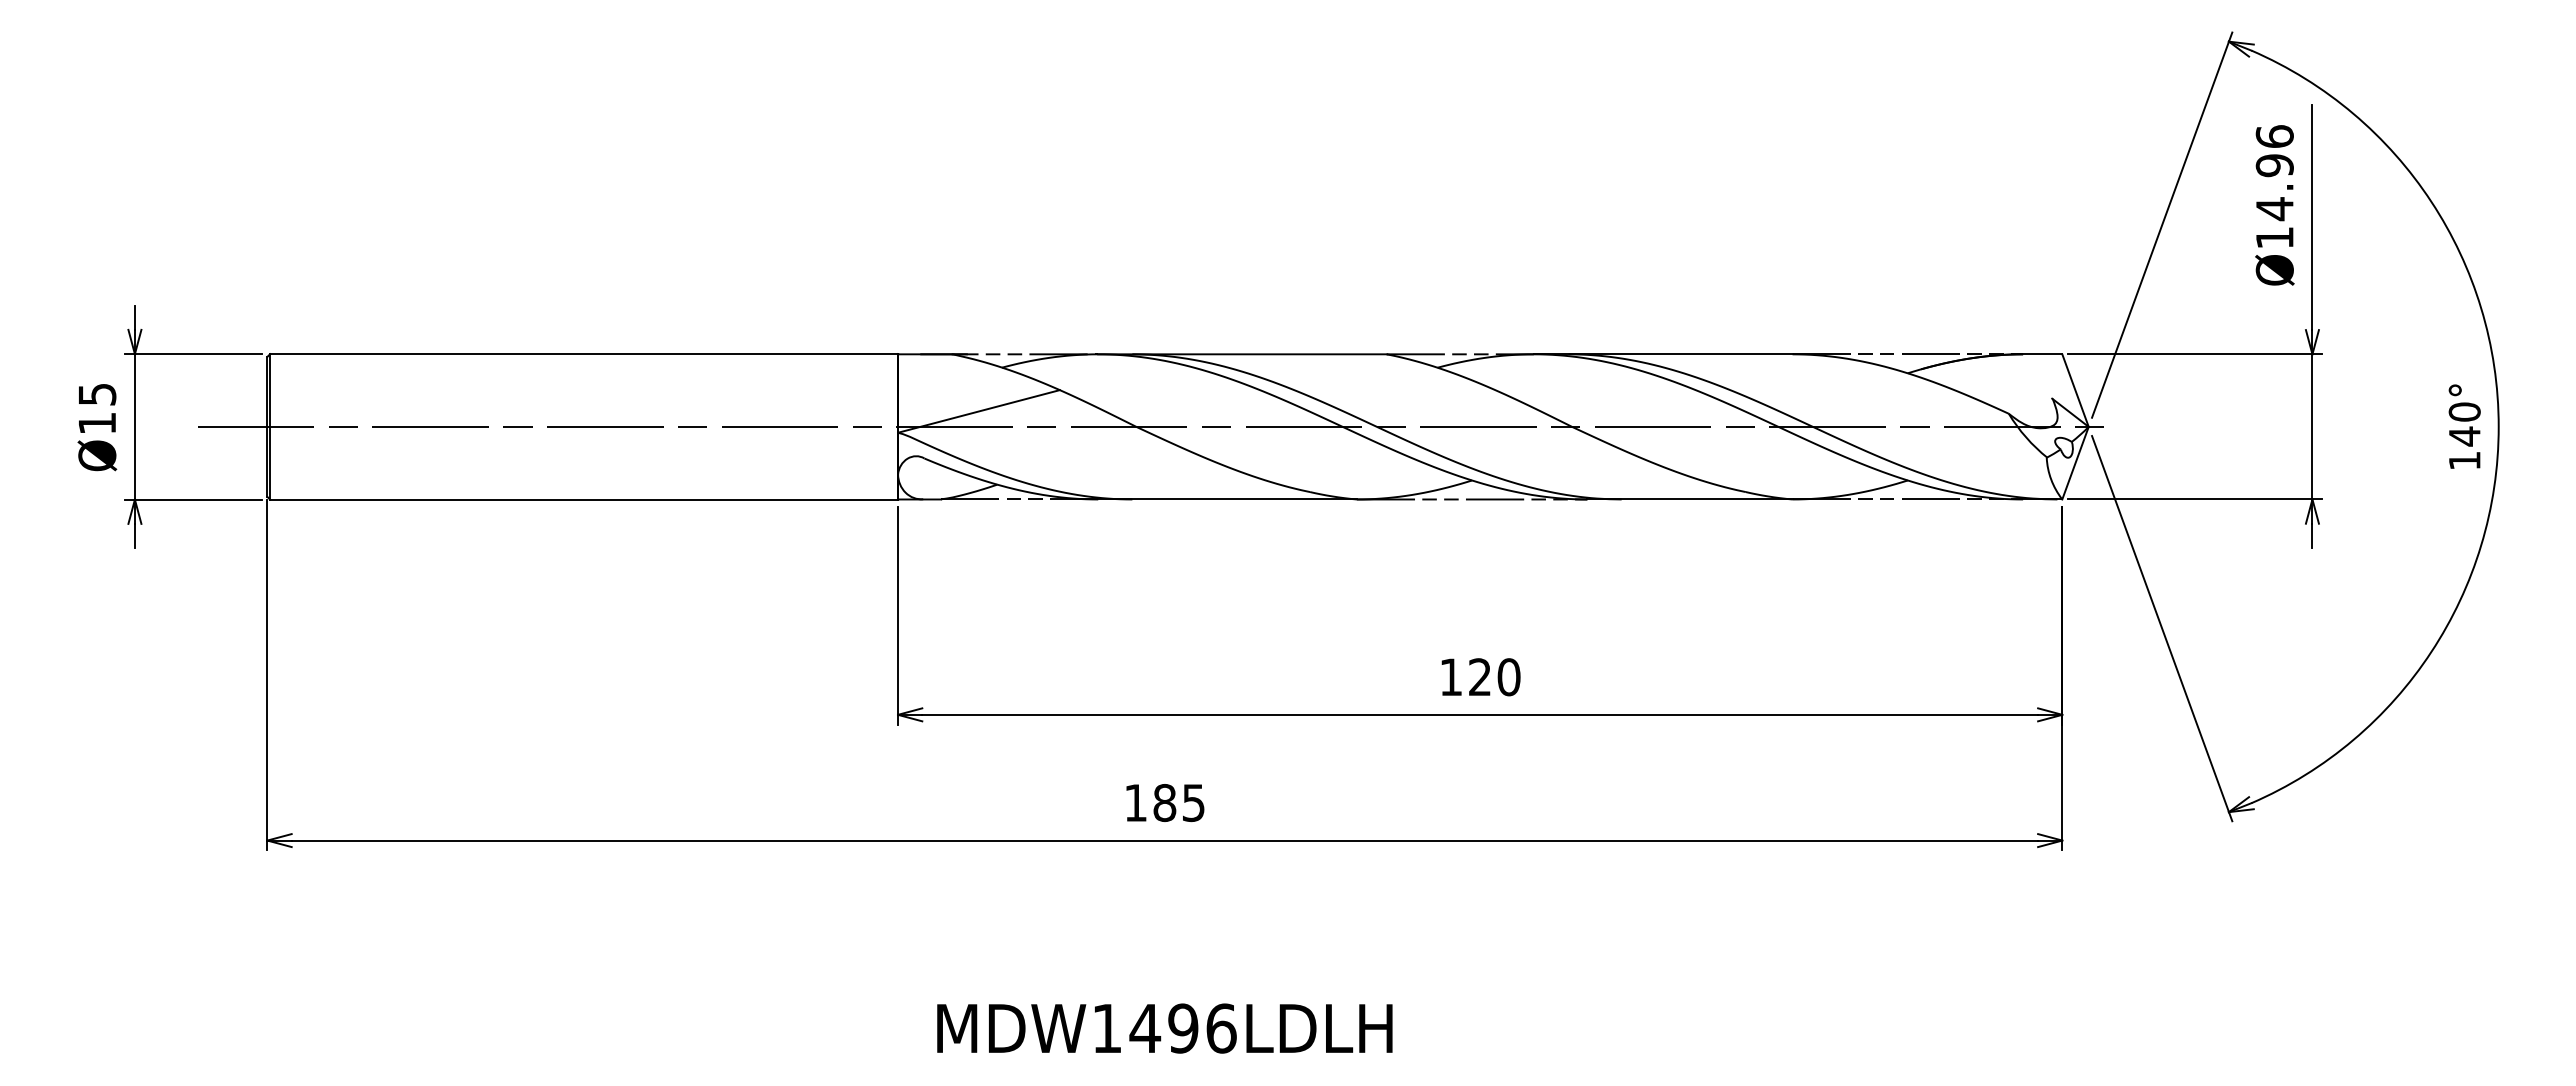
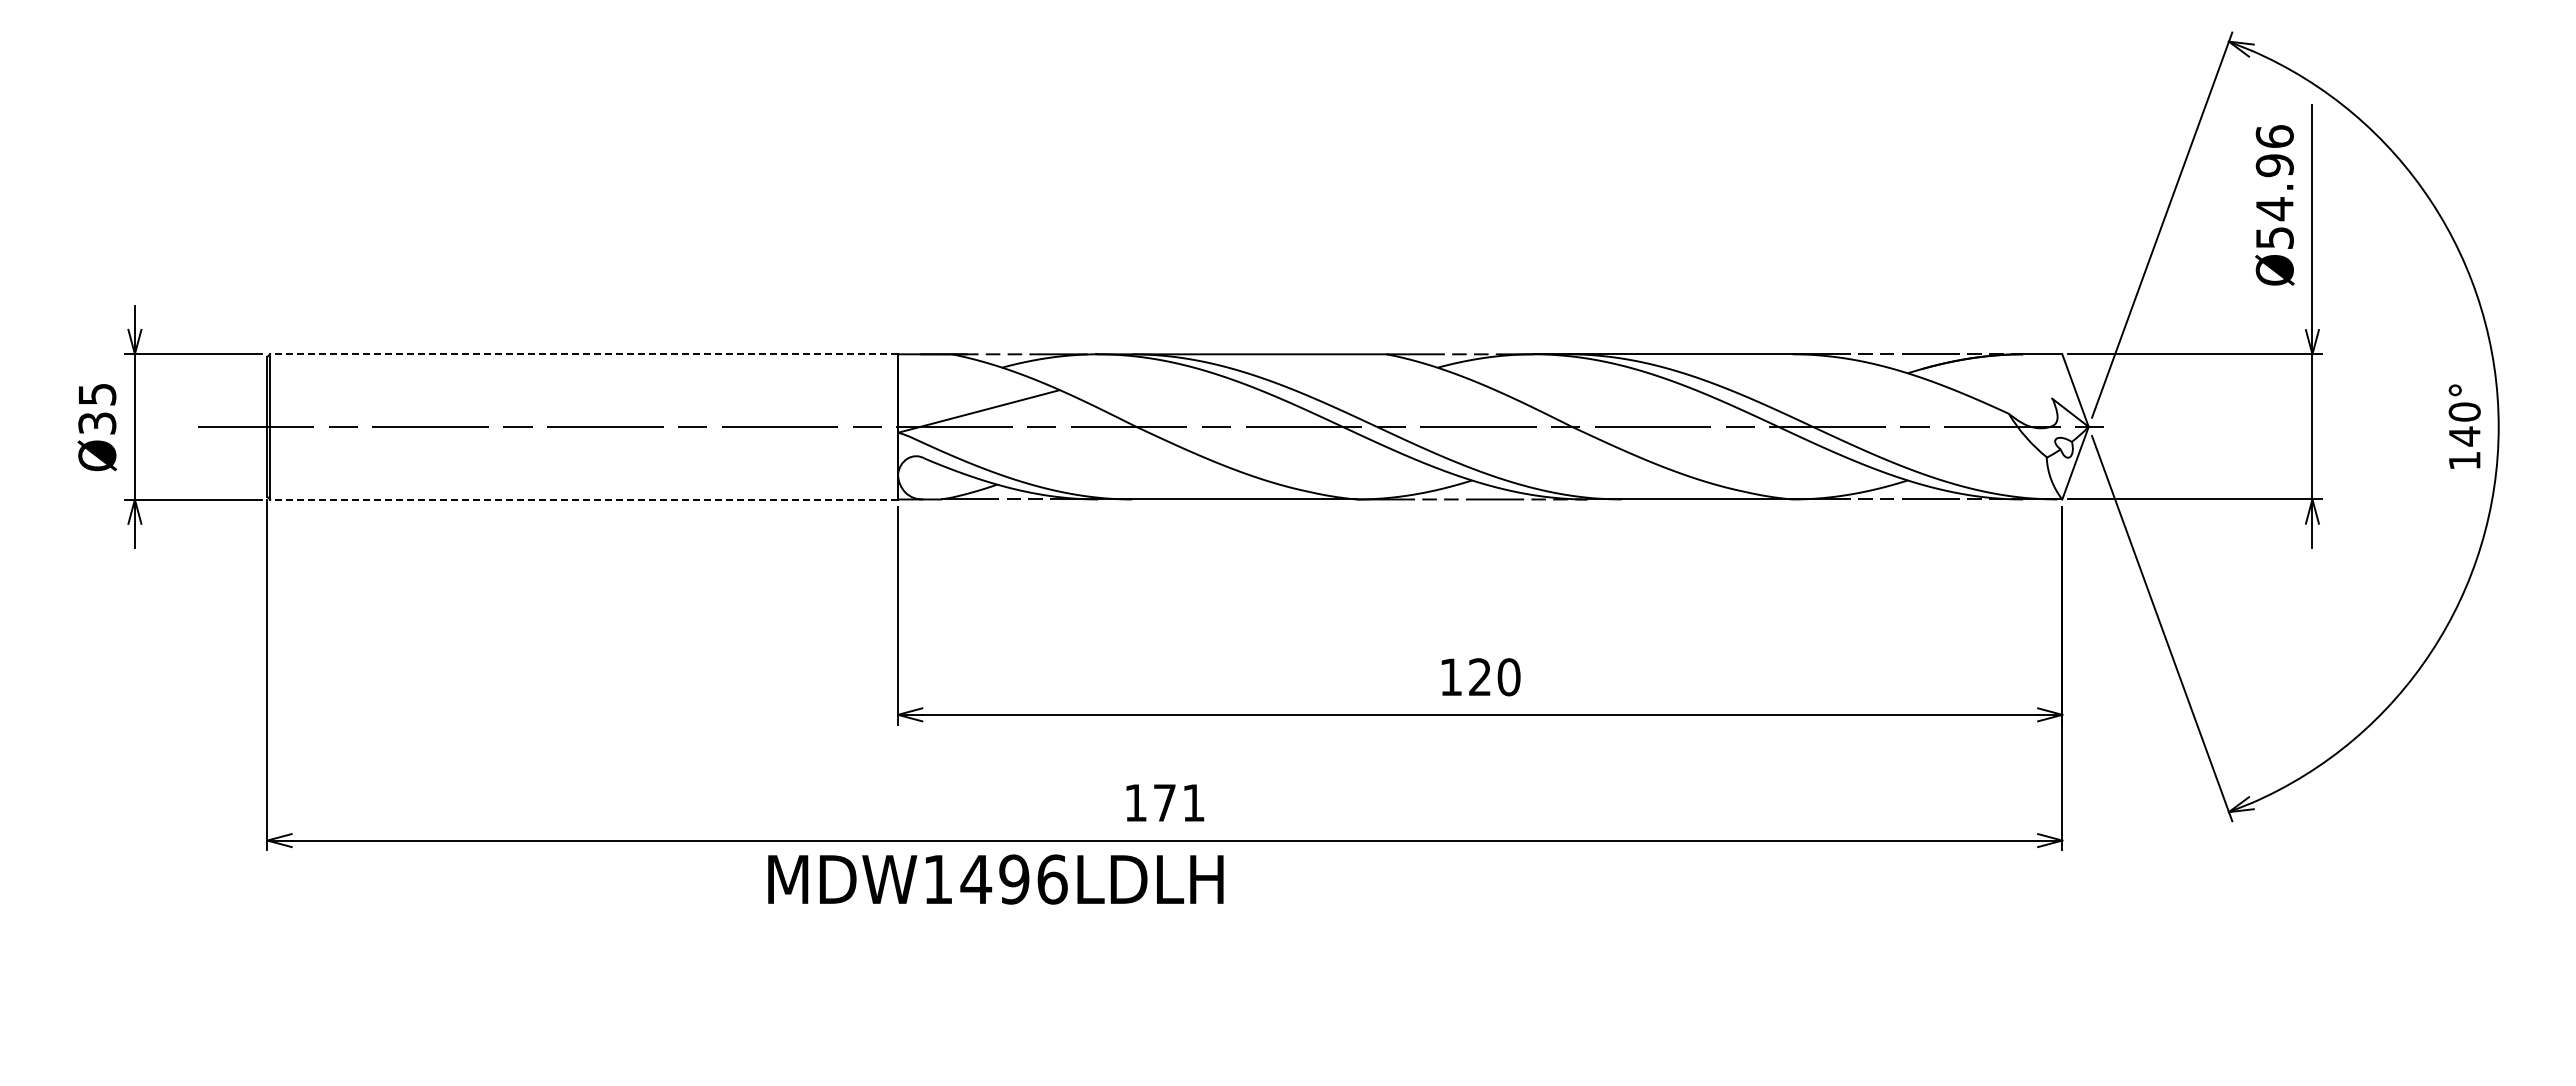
text: Ø14.96 -> Ø54.96 (2274, 237)
line: solid -> dashed (584, 354)
text: Ø15 -> Ø35 (97, 423)
line: solid -> dashed (584, 499)
text: 185 -> 171 (1178, 803)
text position: (1164, 1028) -> (995, 879) (995, 879)
